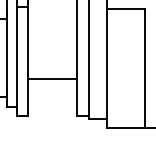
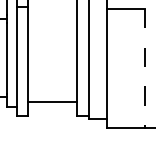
line: solid -> dashed (145, 68)
line position: (52, 78) -> (52, 101) (52, 101)
